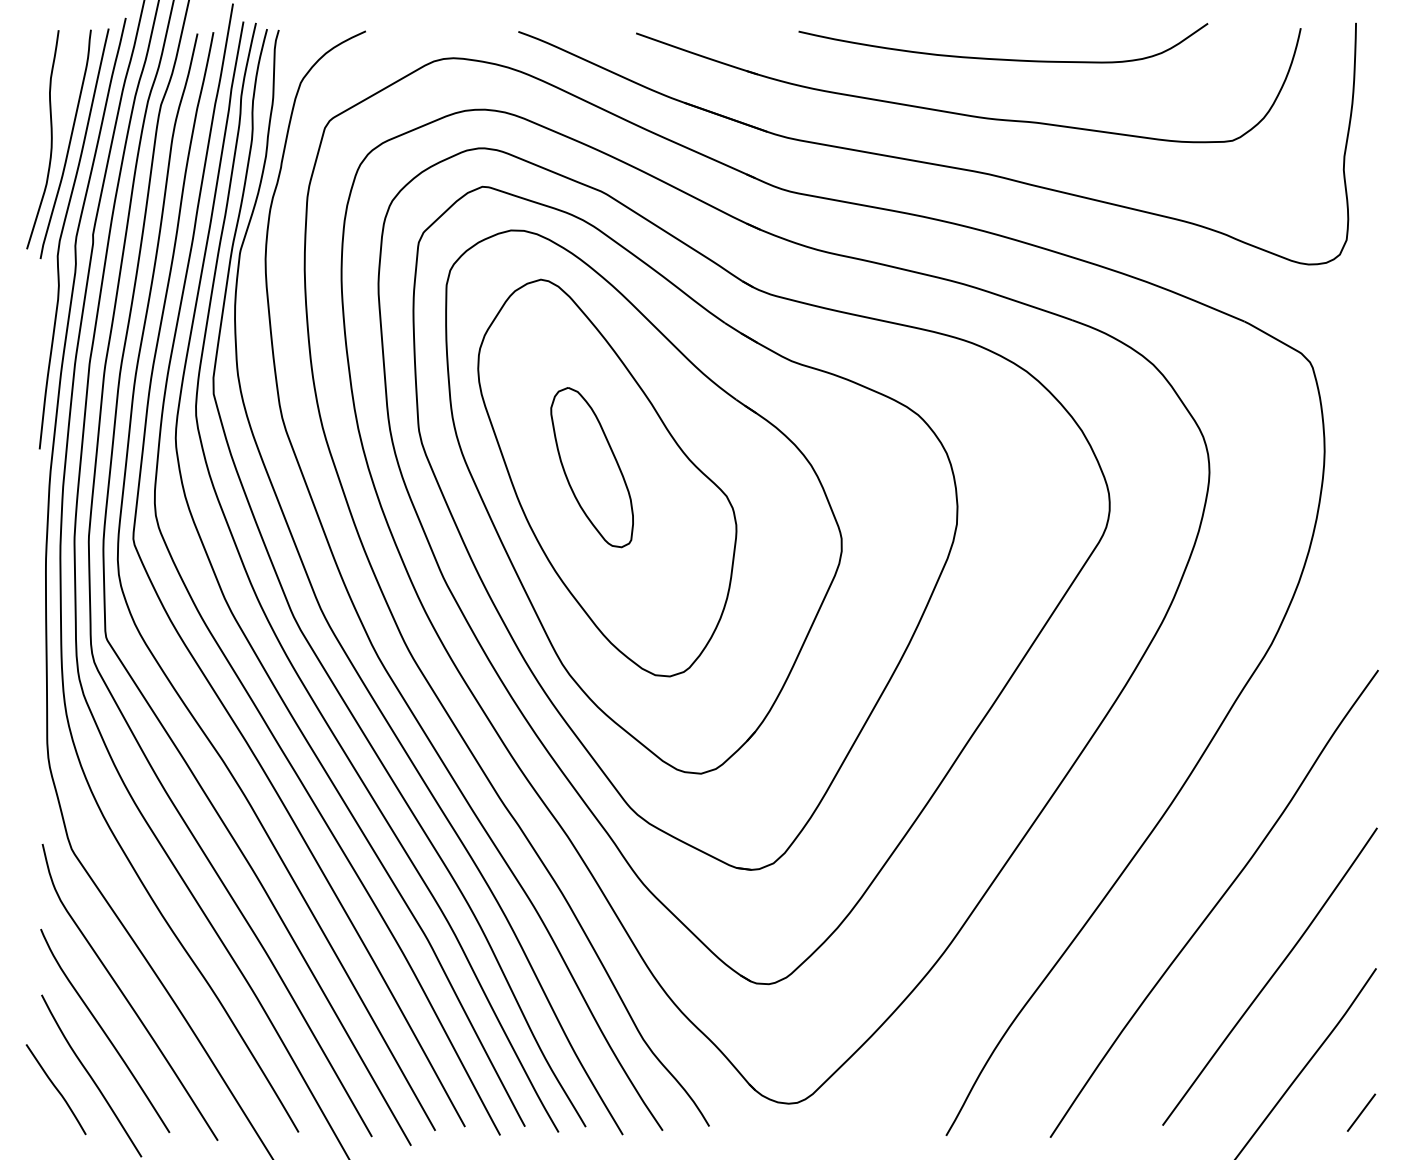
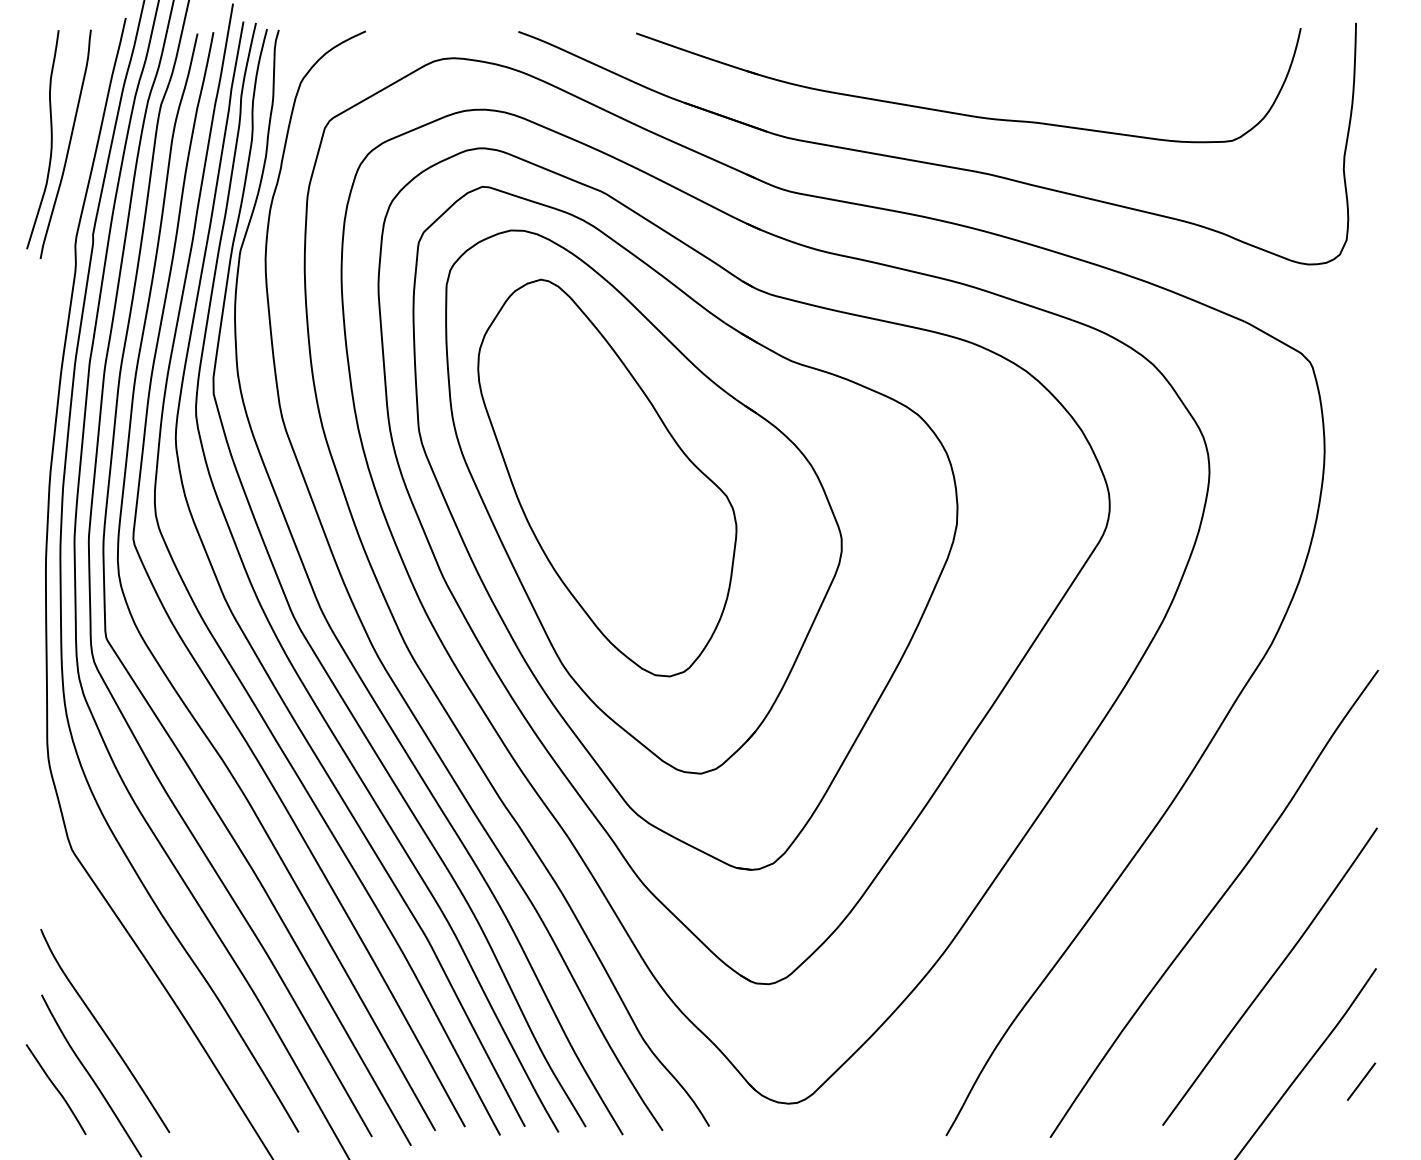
curve: present -> none (1003, 58)
curve: present -> none (62, 234)
part: present -> none (591, 467)
curve: present -> none (125, 995)
line position: (1361, 1112) -> (1361, 1081) (1361, 1081)
